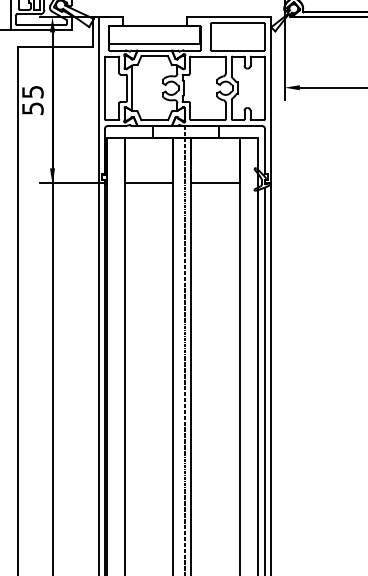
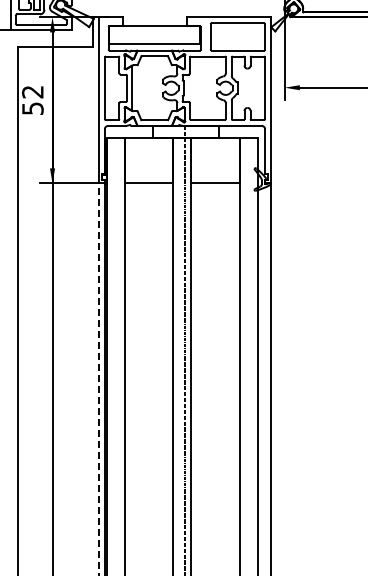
text: 55 -> 52 (32, 92)
line: solid -> dashed (98, 379)
line: present -> none (265, 379)
